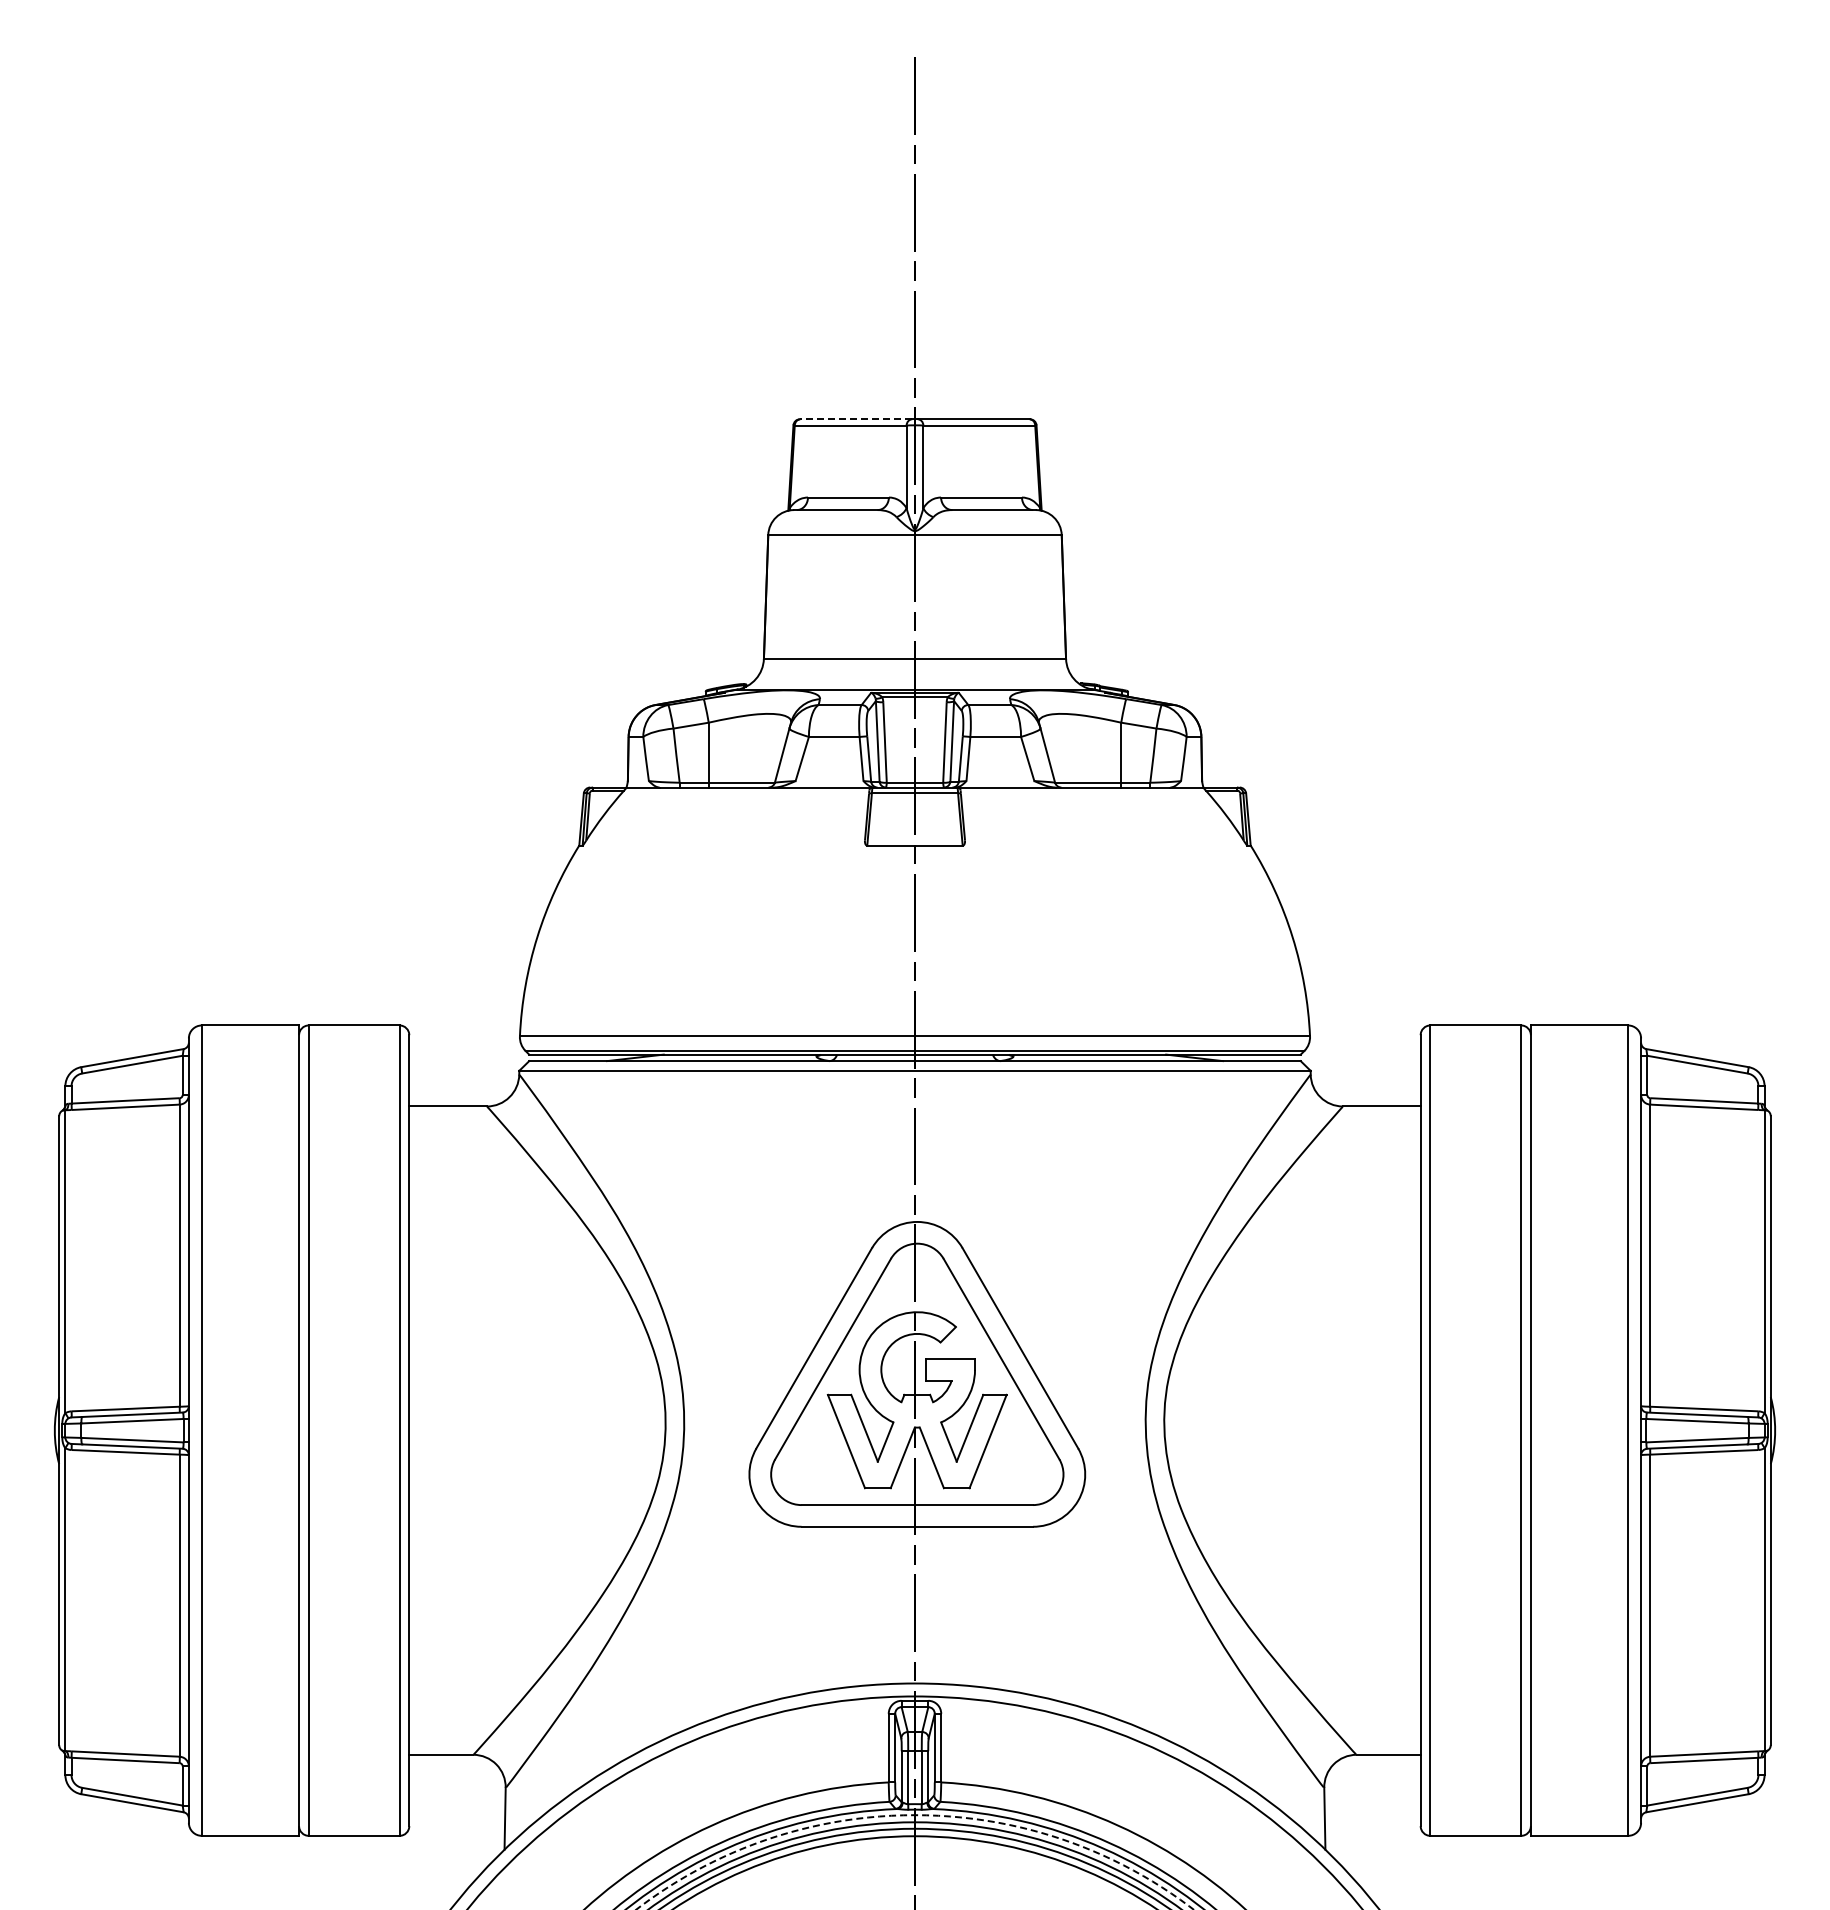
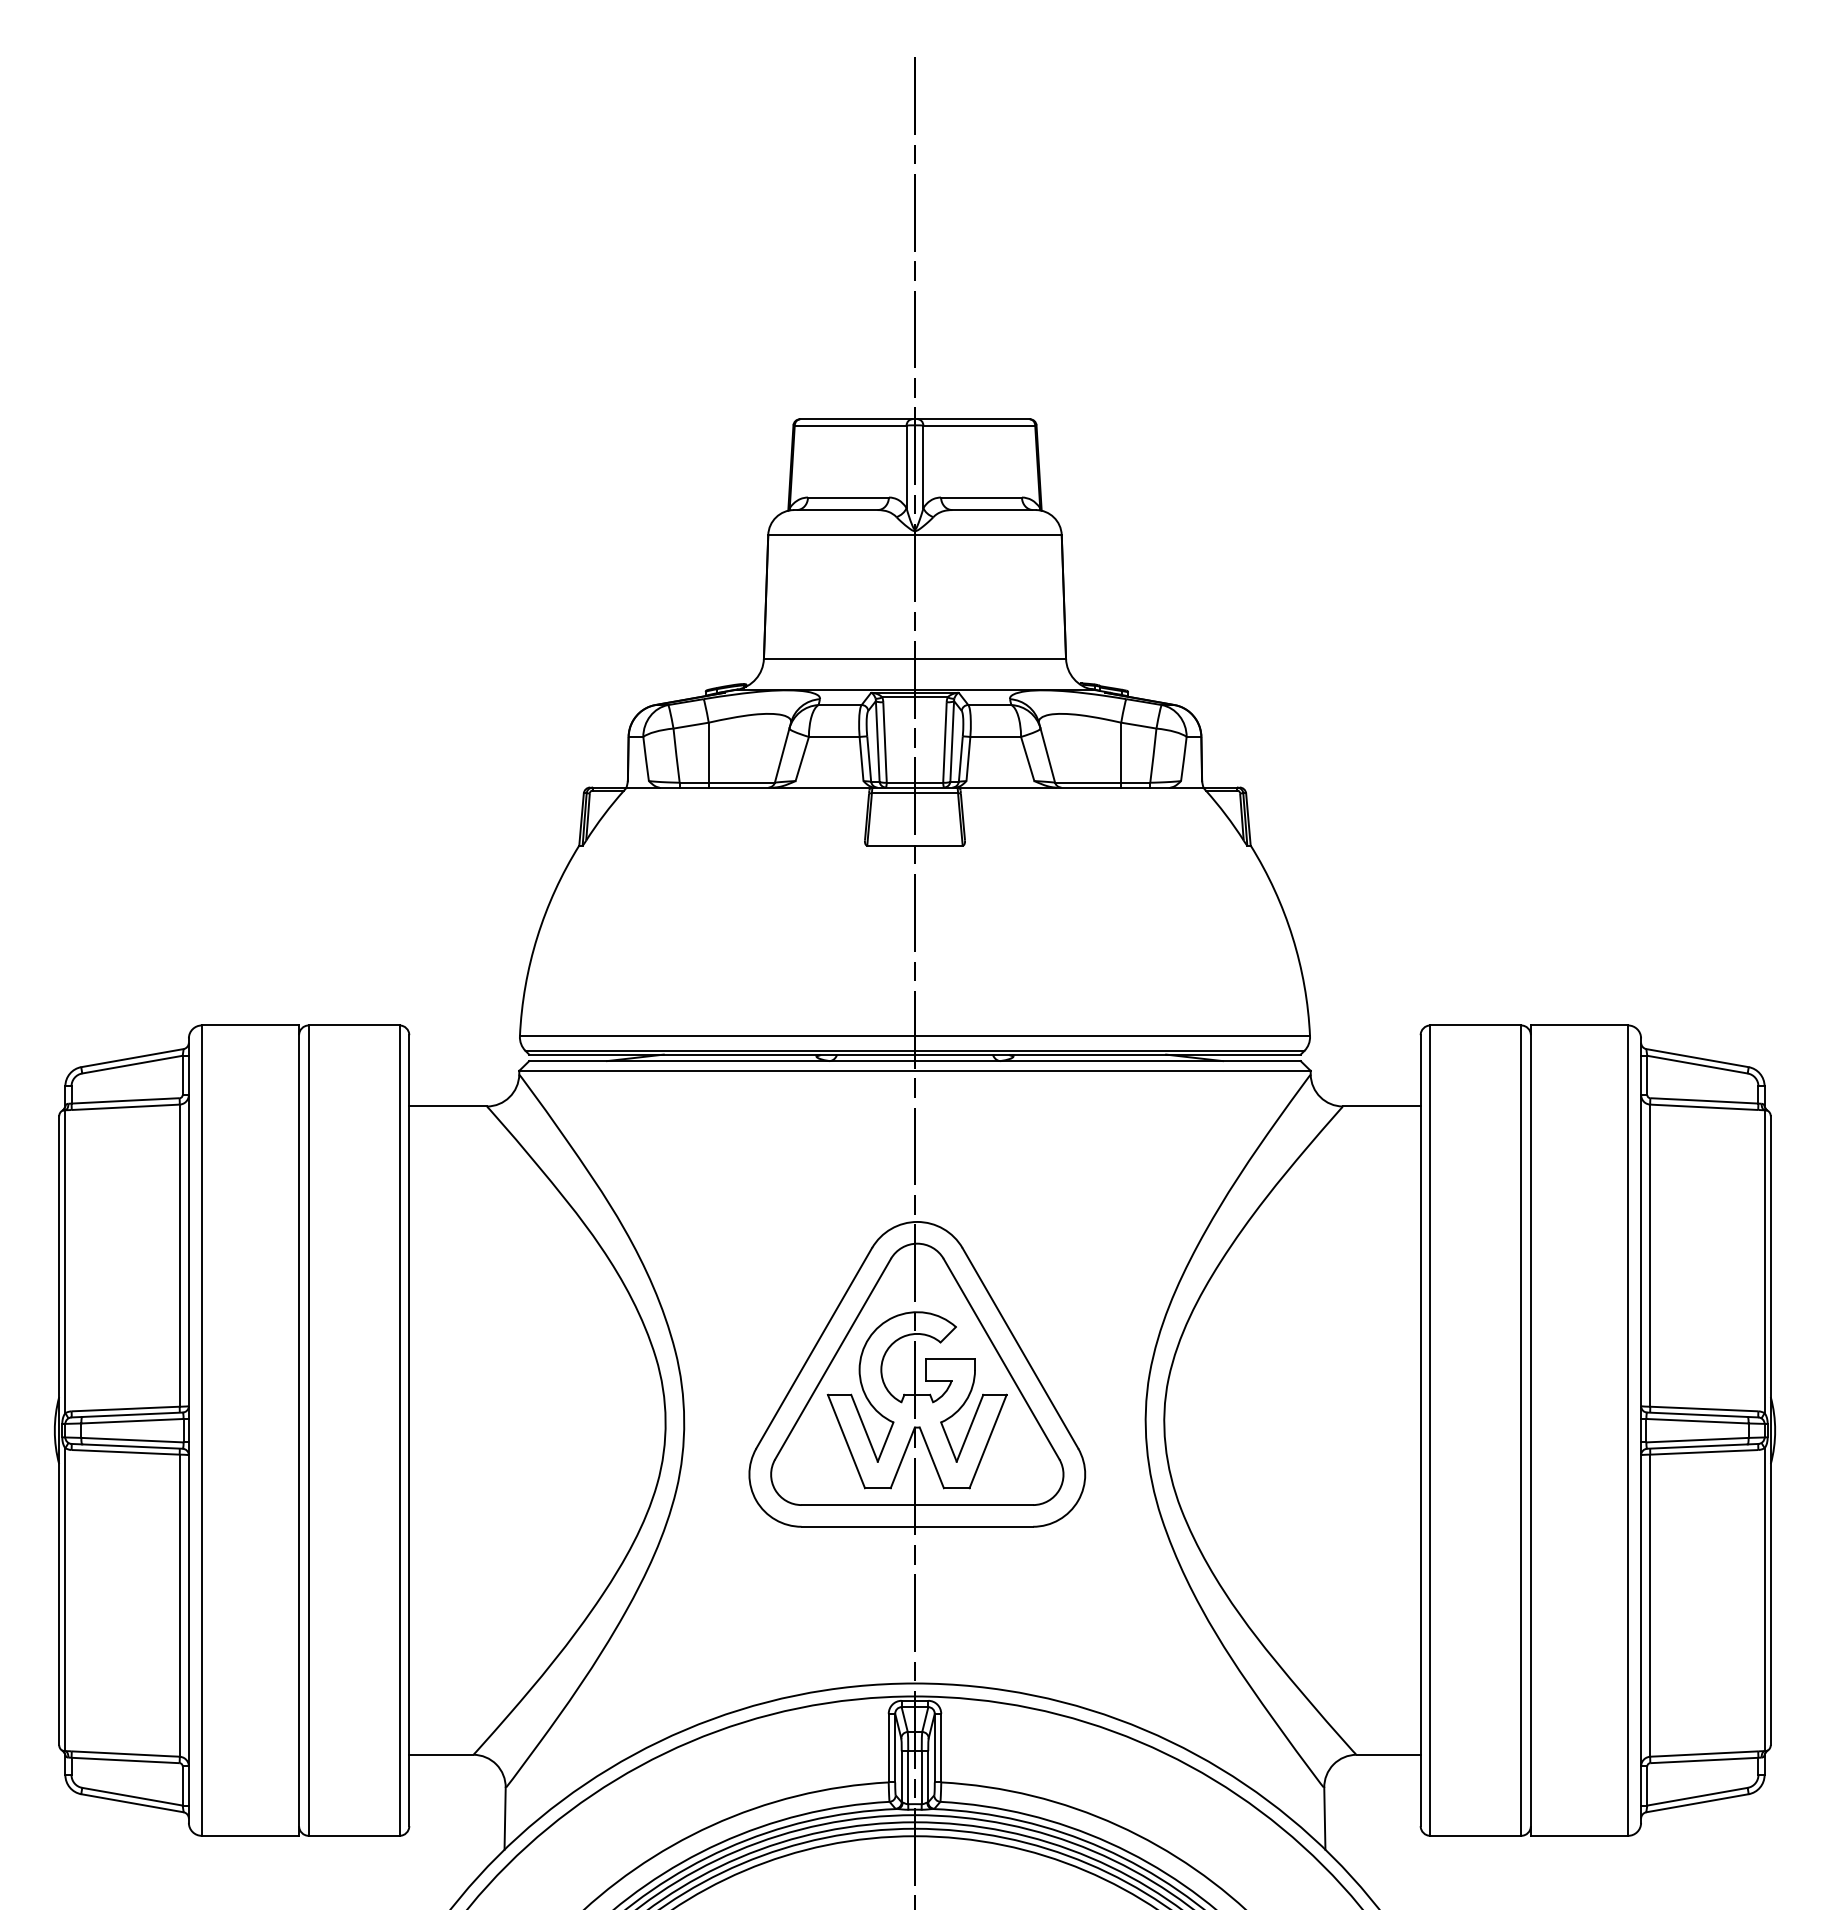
line: dashed -> solid (856, 419)
circle: dashed -> solid (914, 1862)
